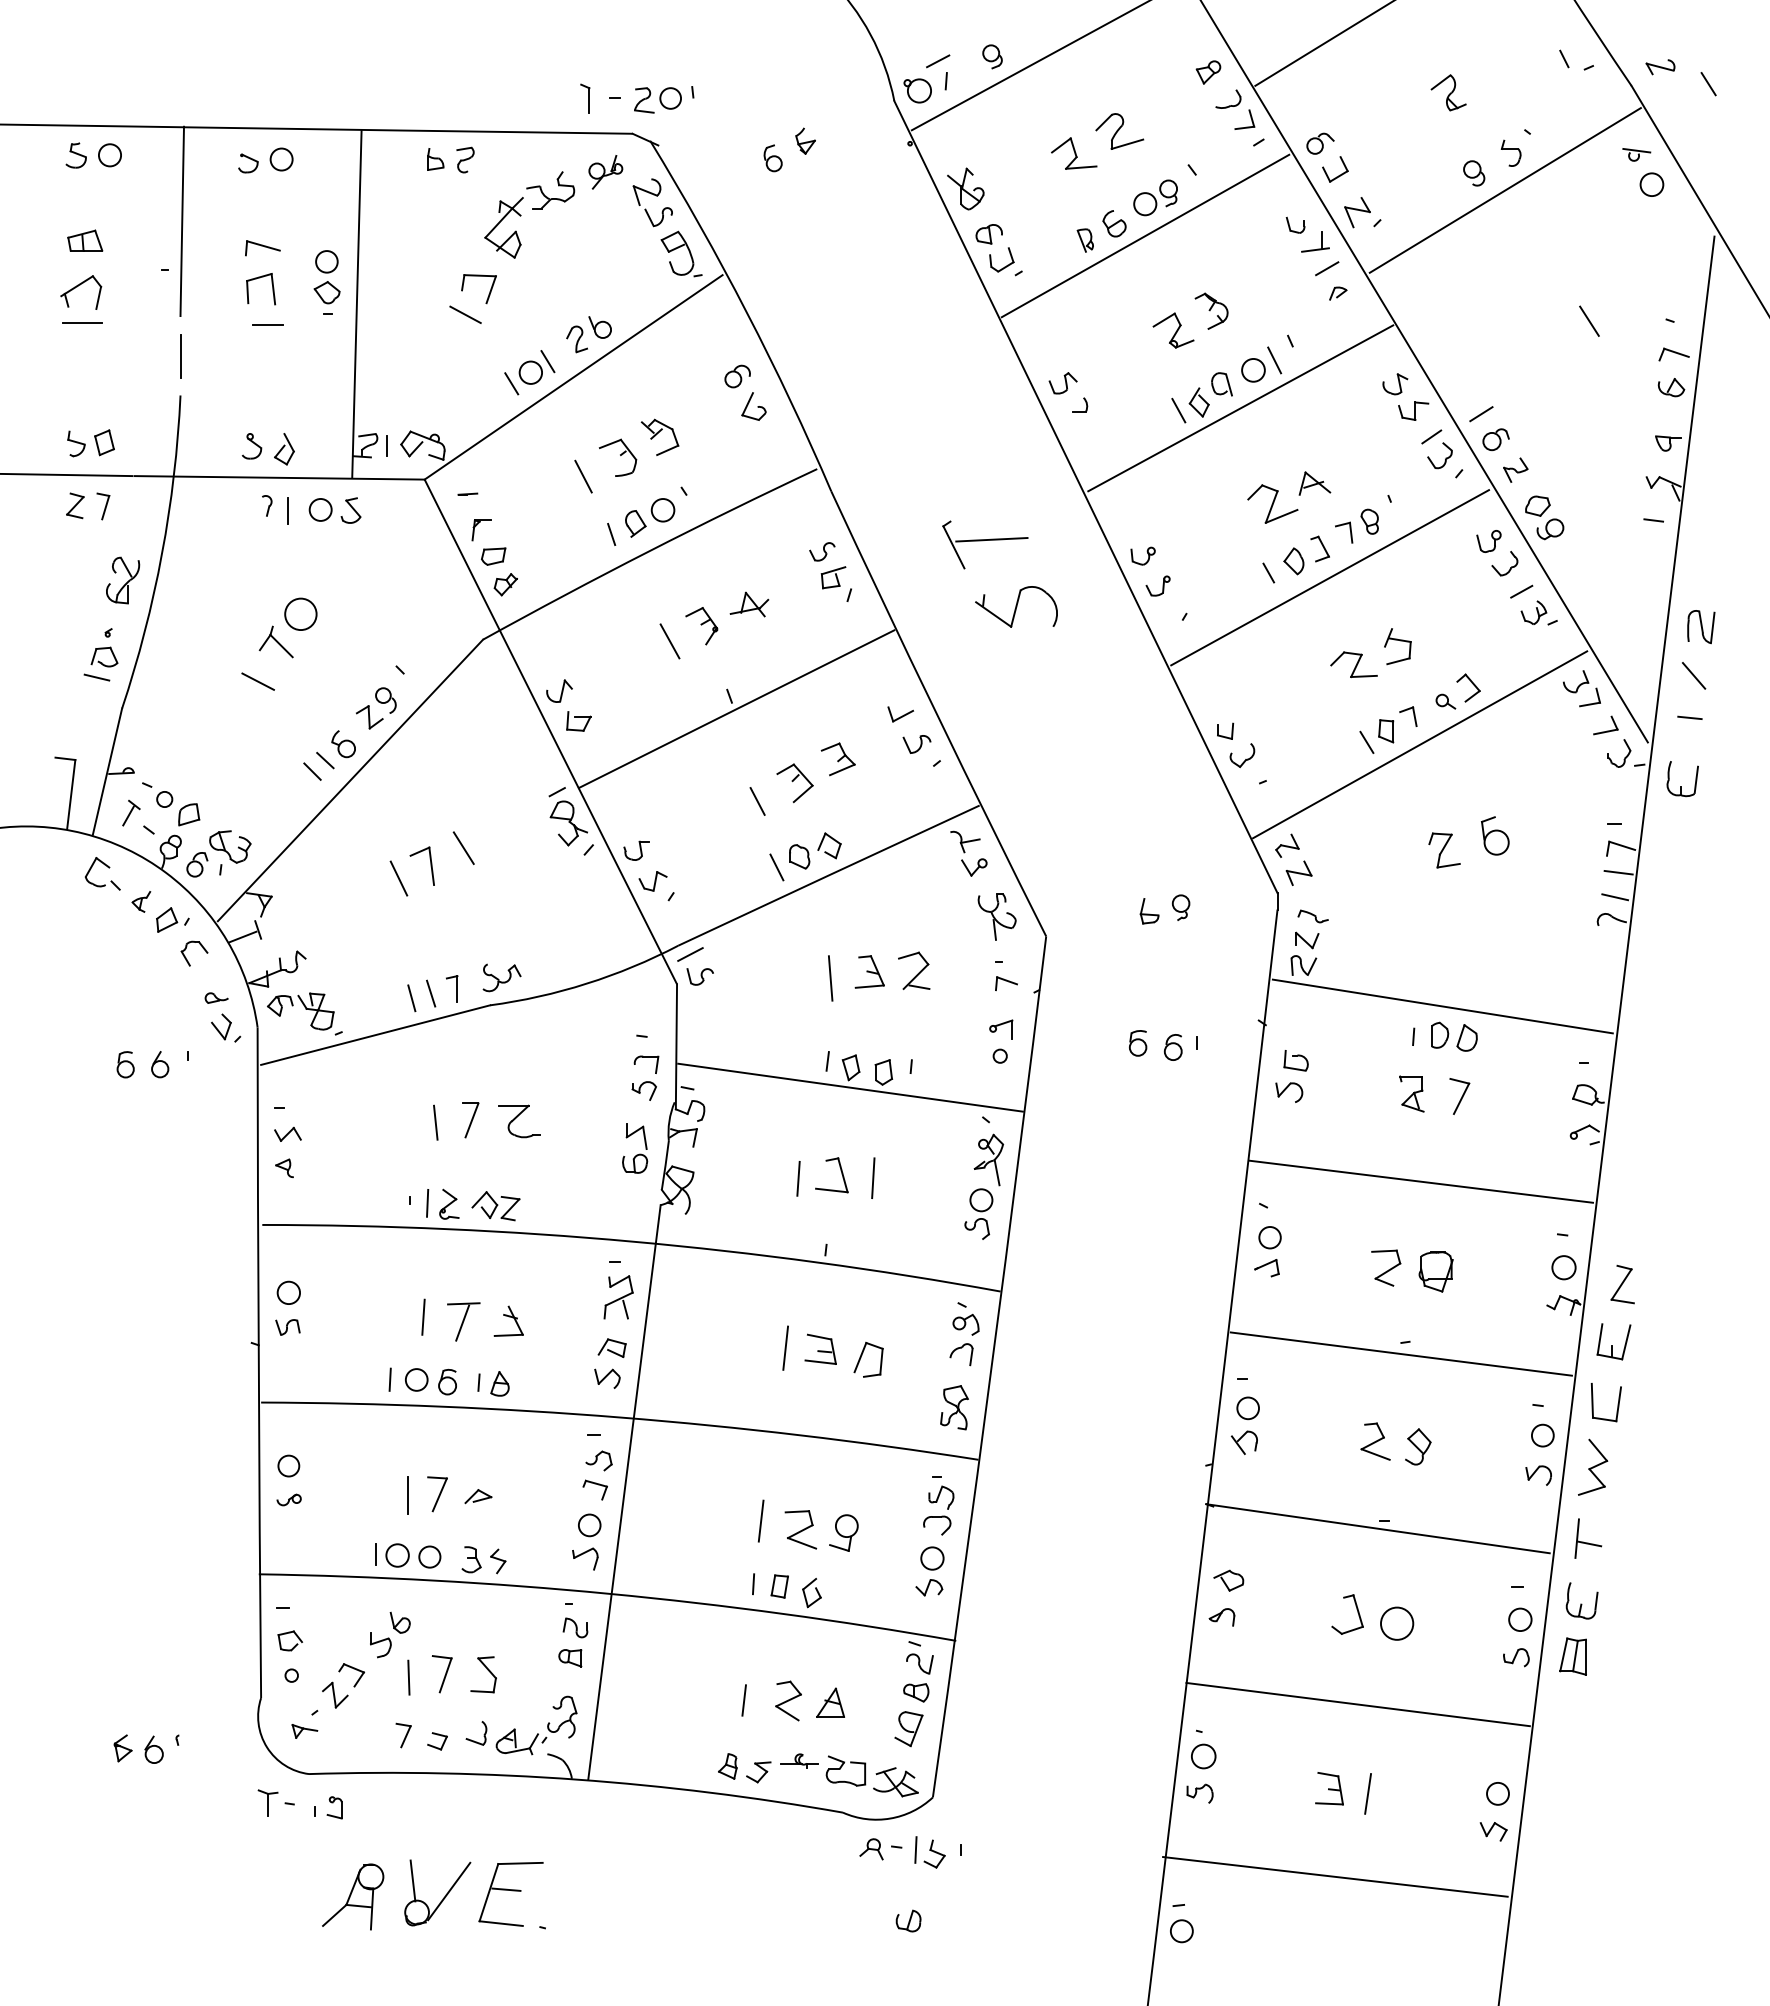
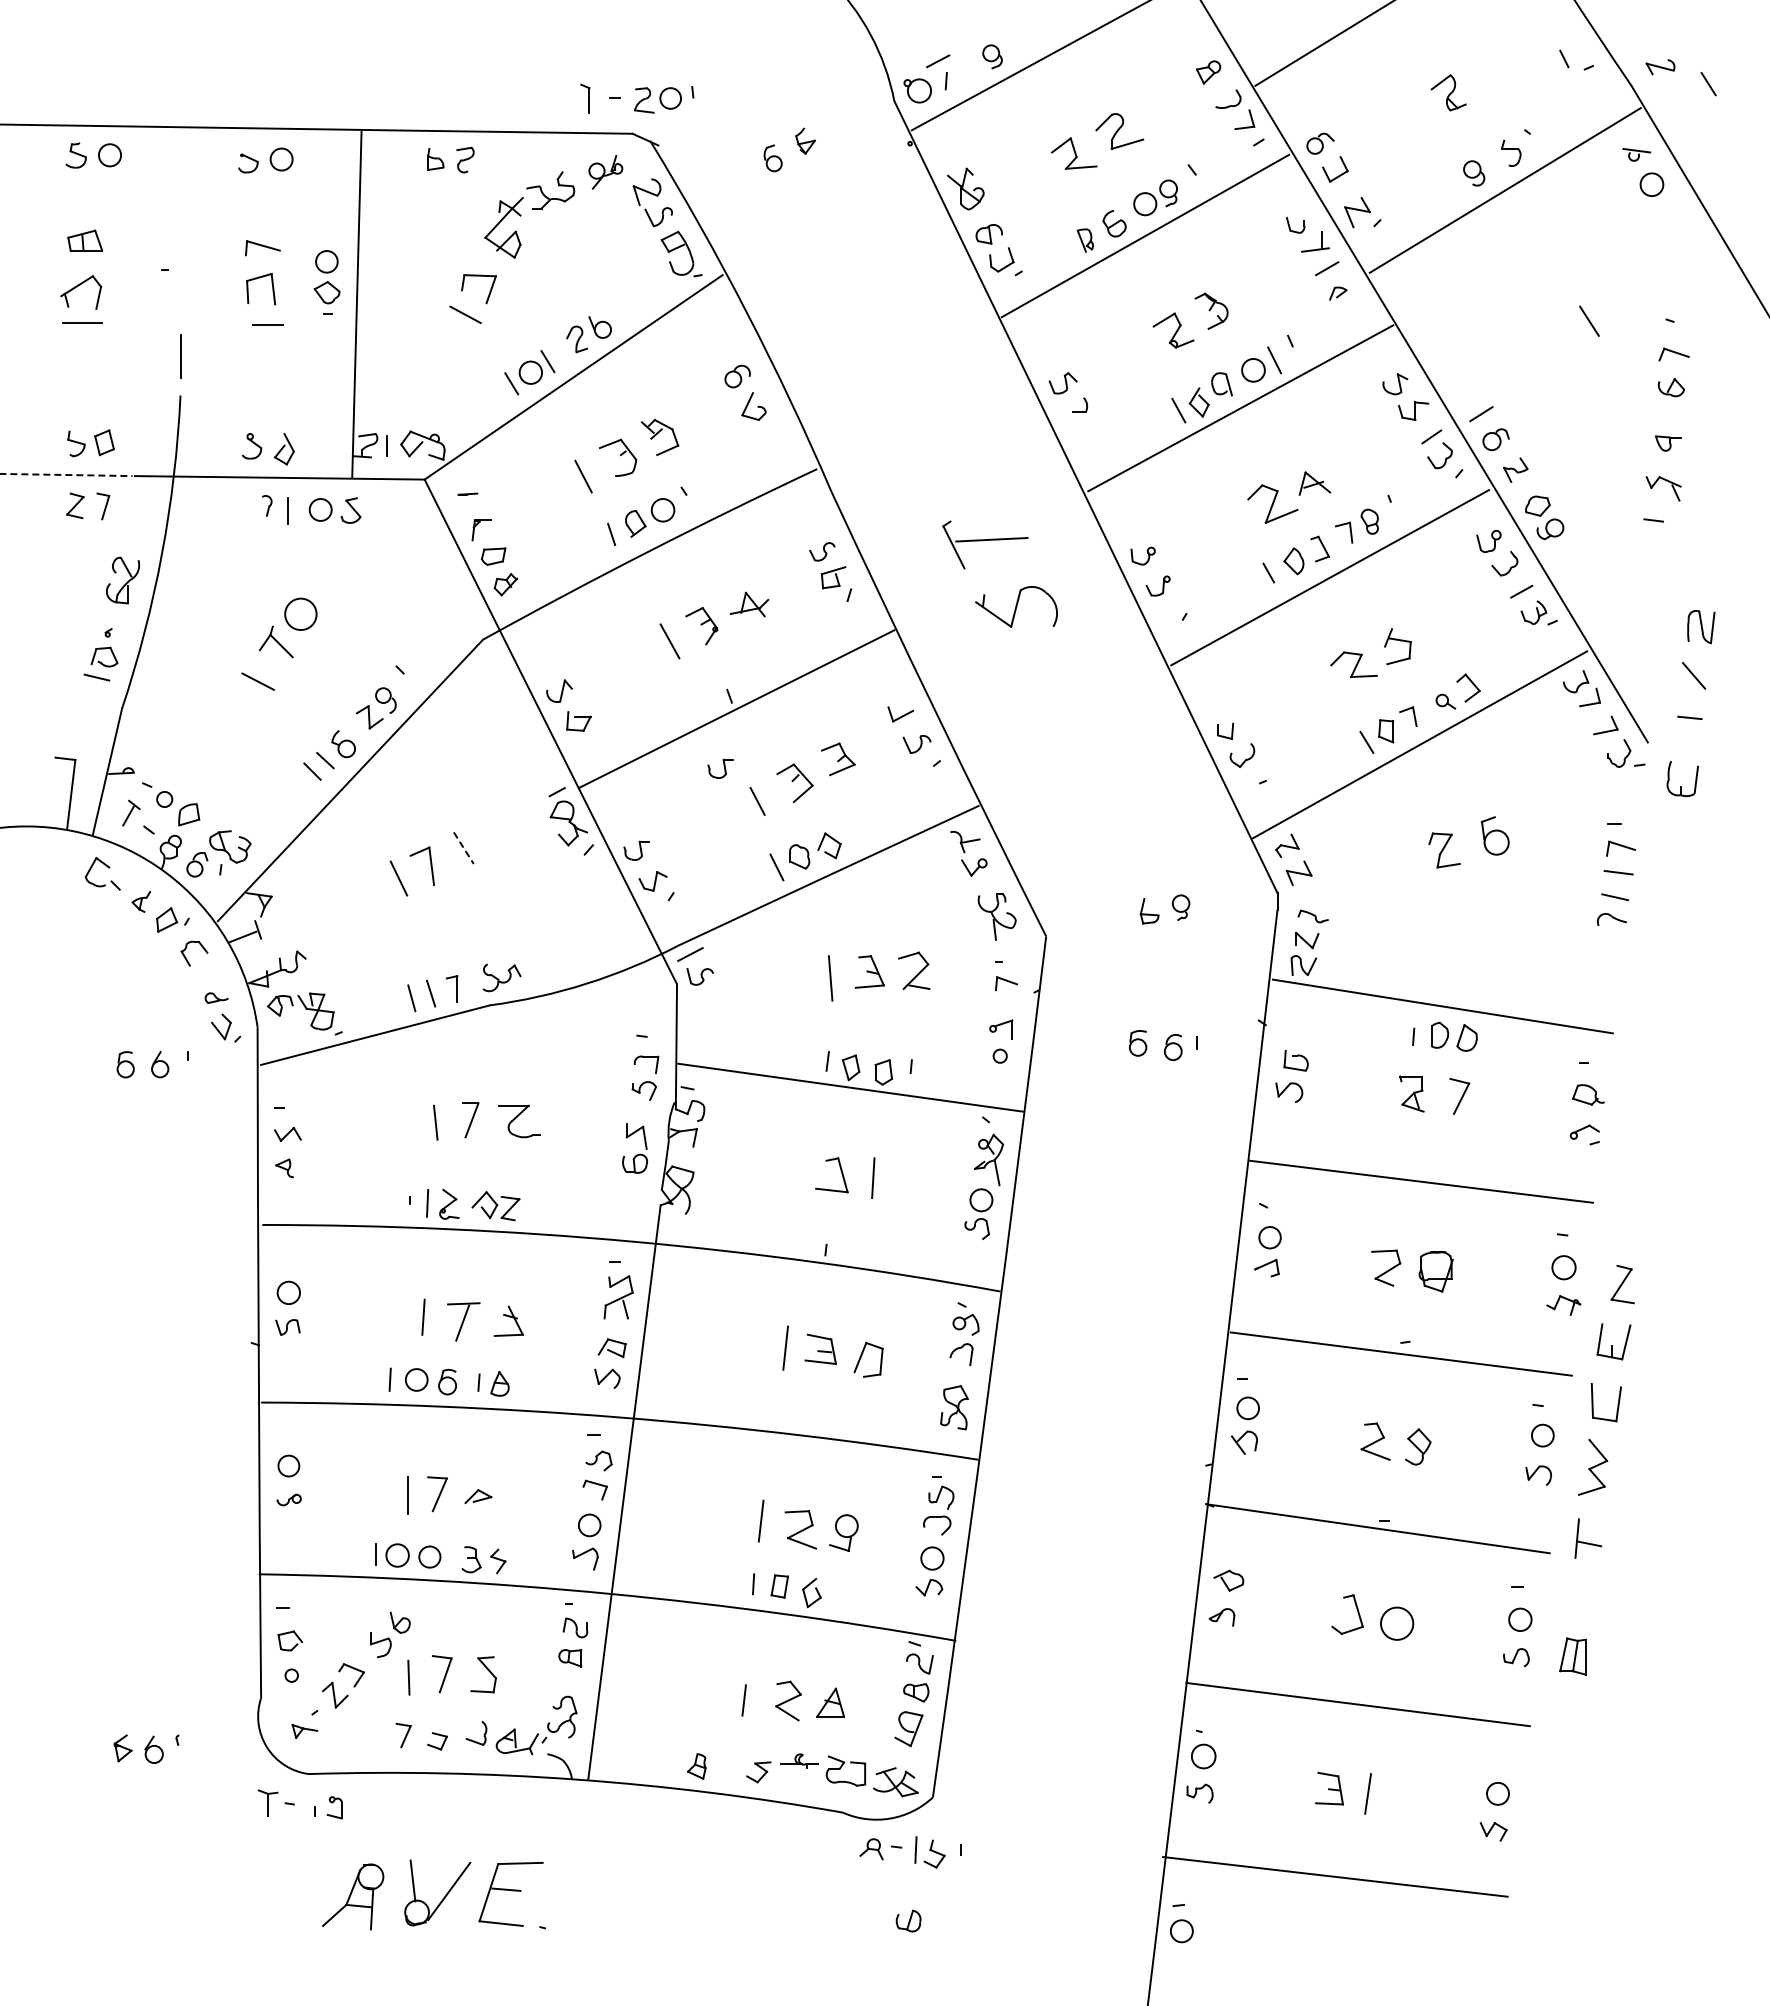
line: present -> none (182, 221)
line: solid -> dashed (66, 475)
part: none -> present (720, 768)
line: solid -> dashed (463, 848)
line: present -> none (1606, 1119)
line: present -> none (798, 1178)
part: present -> none (1581, 1600)
part position: (727, 1766) -> (696, 1766) (696, 1766)
